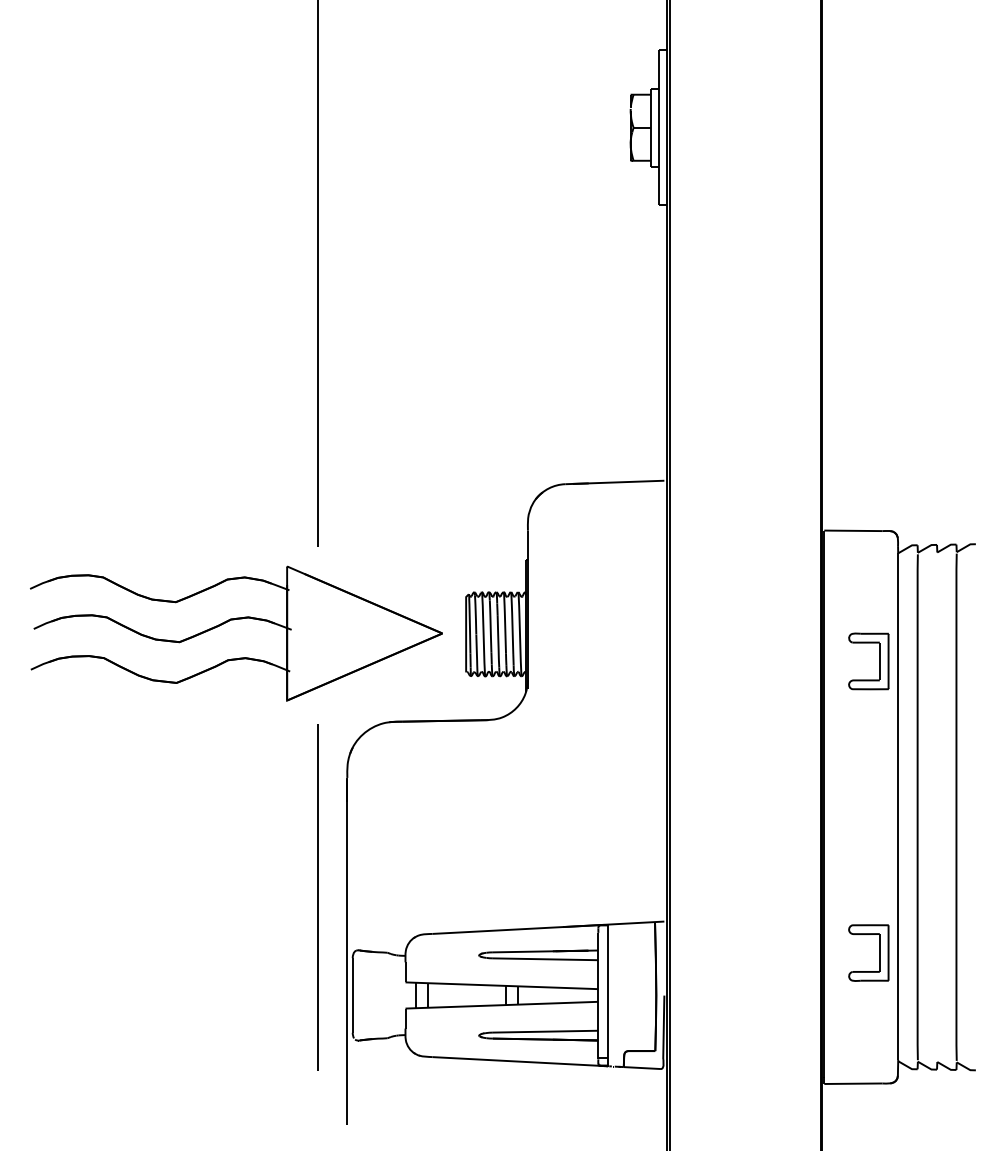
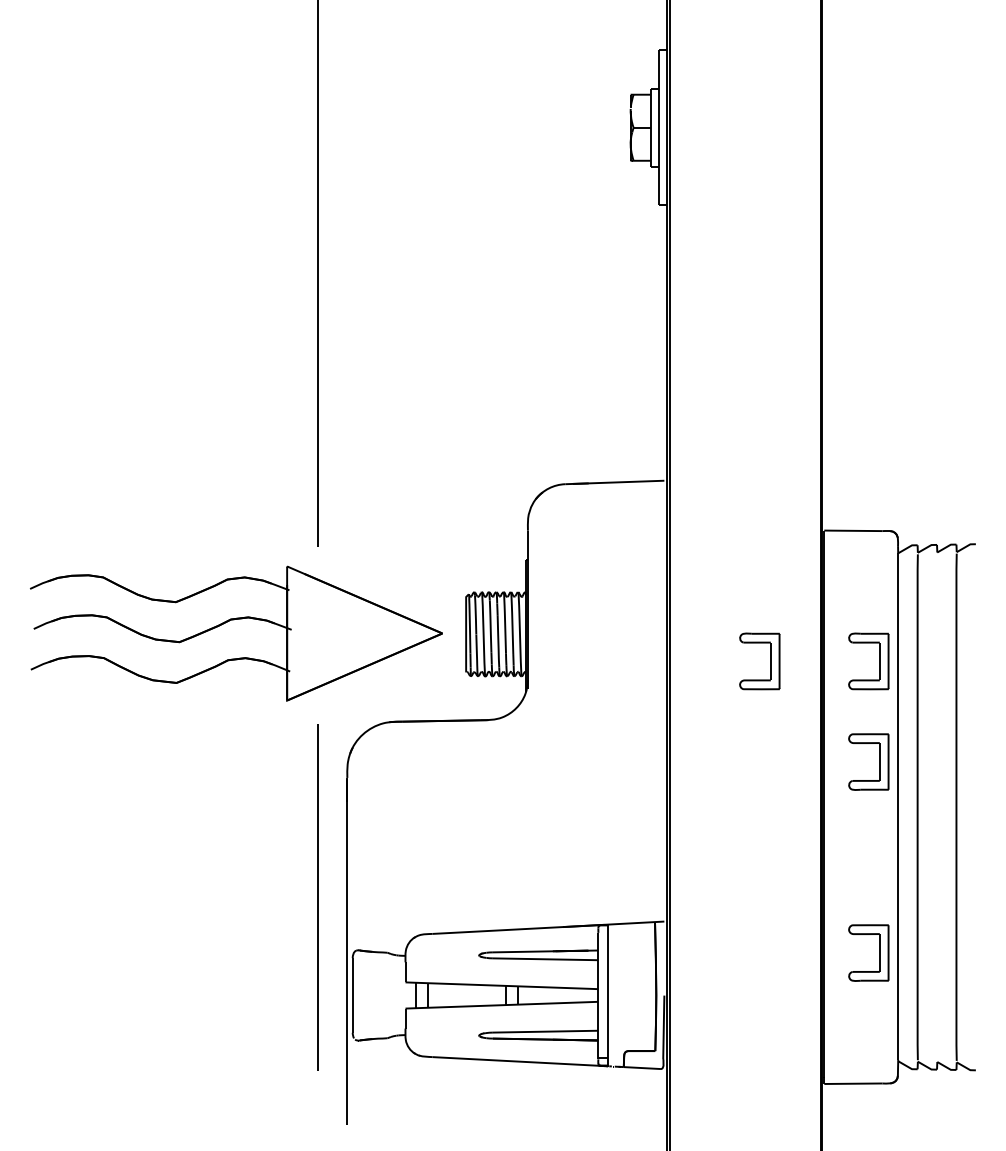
part: none -> present (770, 661)
part: none -> present (879, 761)
